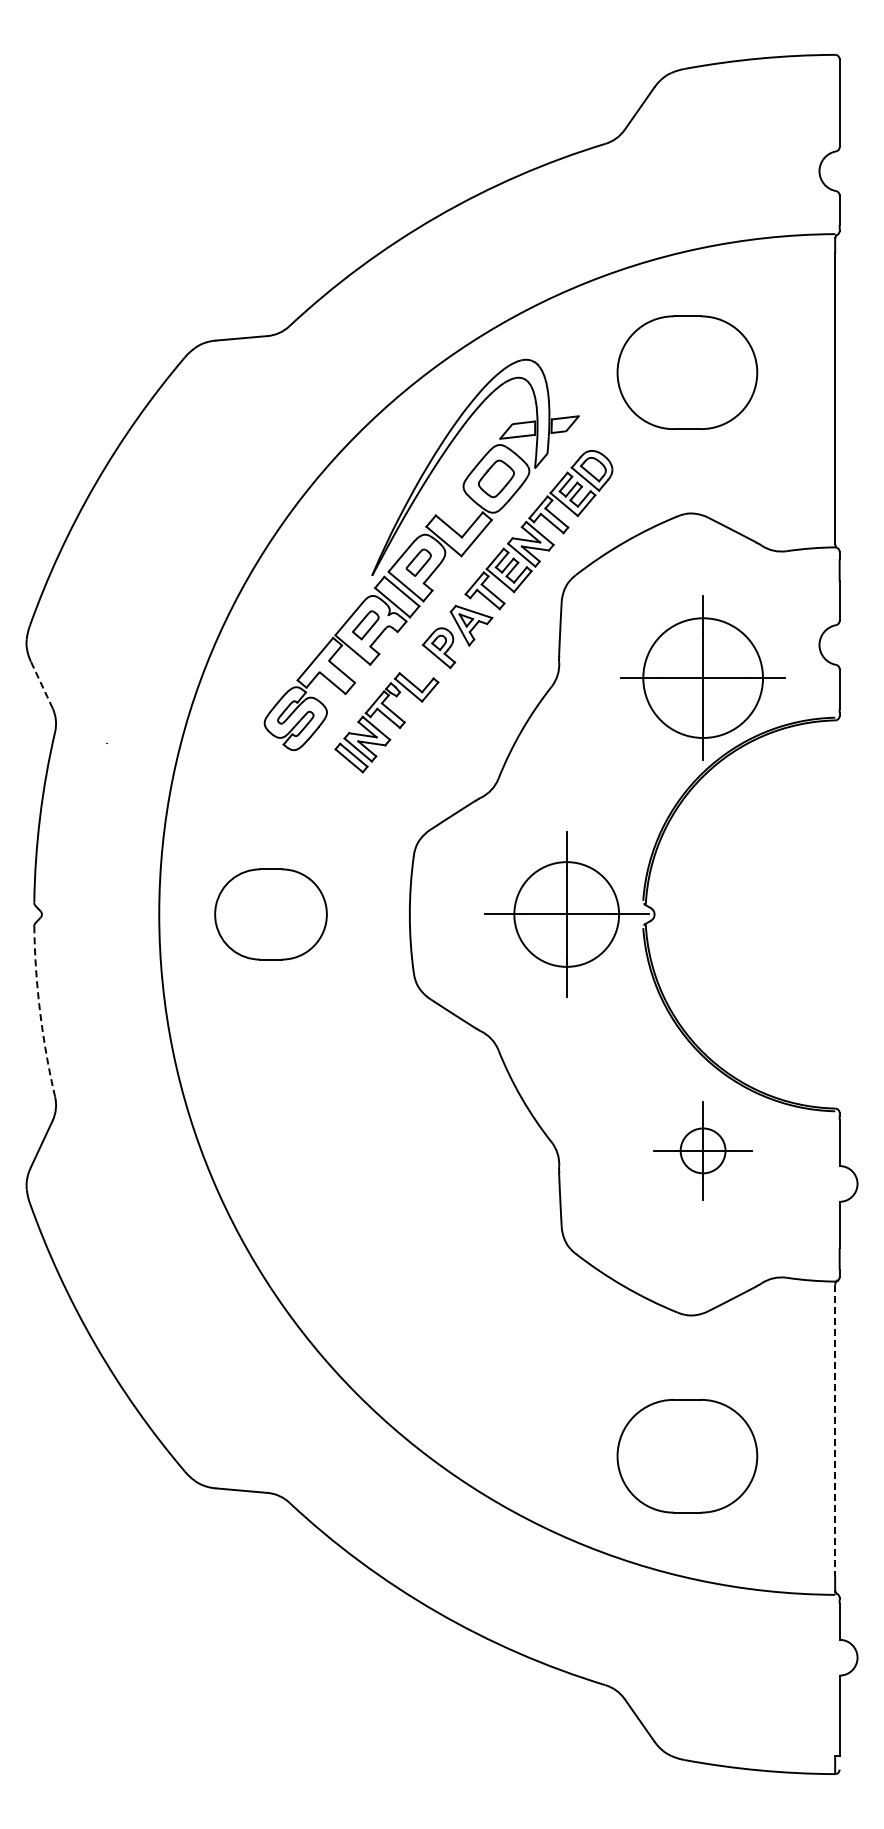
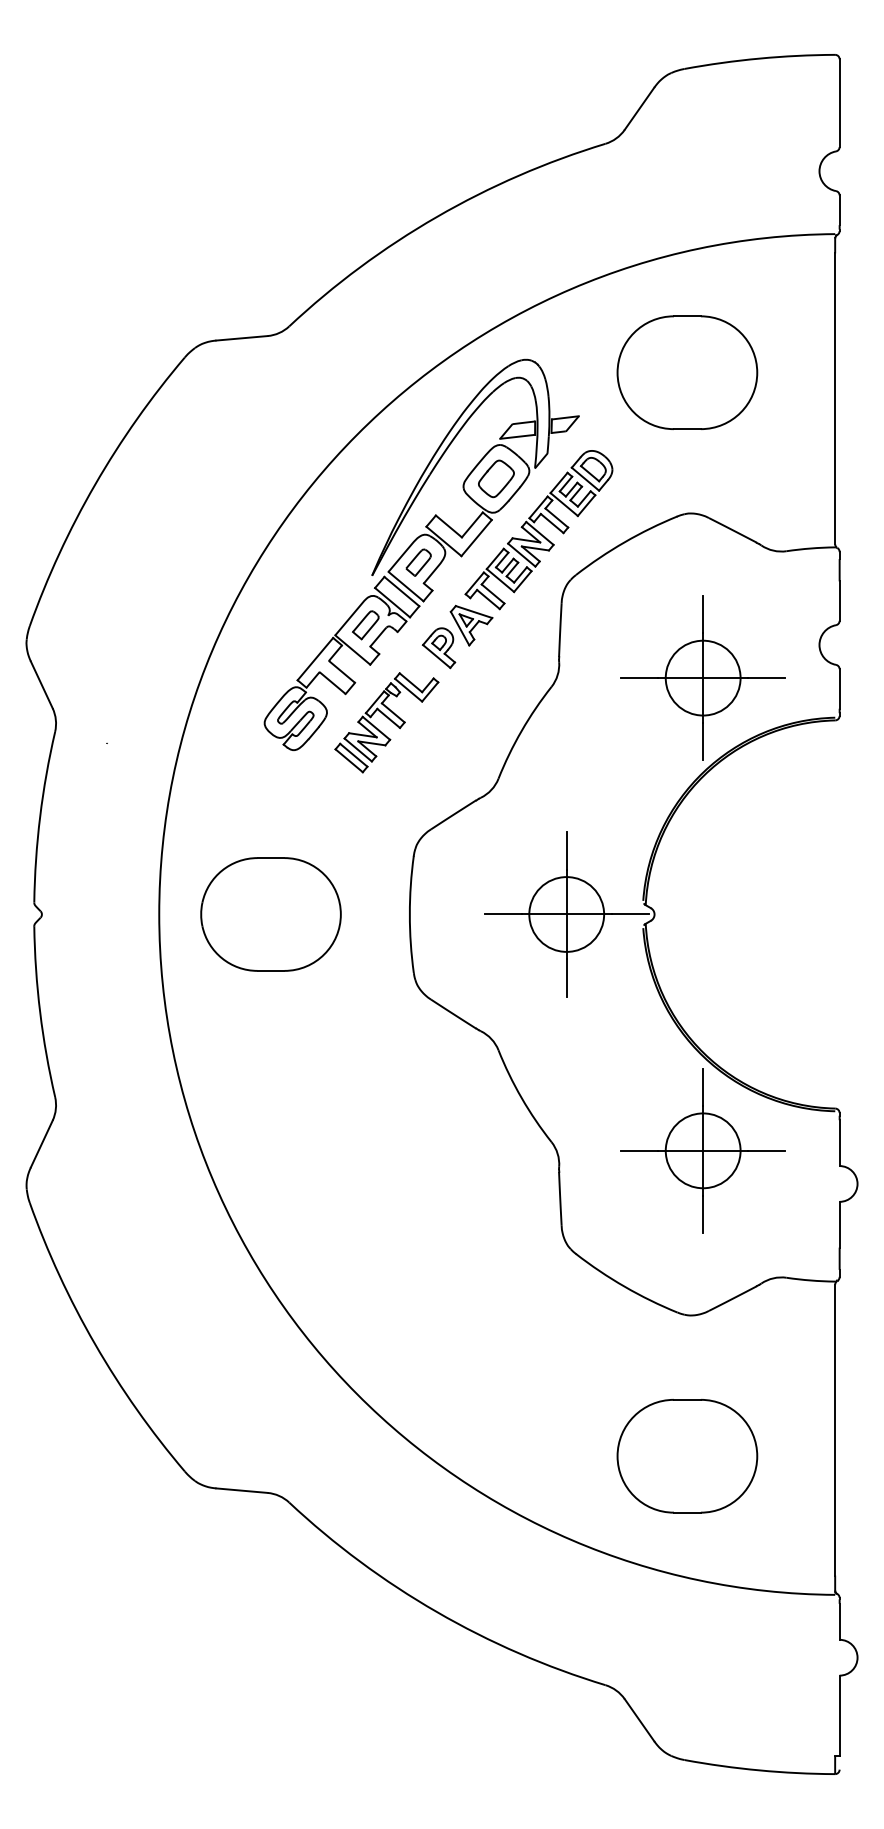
circle diameter: 120 px -> 75 px (702, 677)
line: dashed -> solid (41, 684)
part size: 114x93 px -> 142x115 px (270, 914)
circle diameter: 105 px -> 75 px (566, 914)
arc: dashed -> solid (40, 1012)
part size: 100x100 px -> 166x166 px (702, 1150)
line: dashed -> solid (835, 1430)
